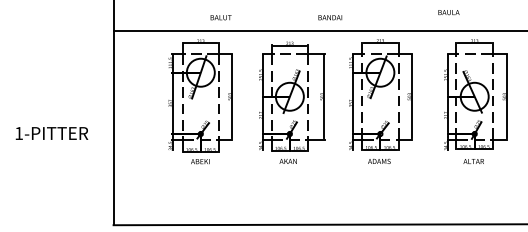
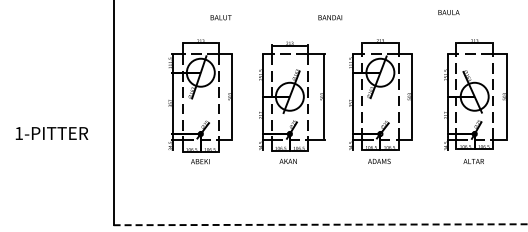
line: present -> none (318, 30)
line: solid -> dashed (320, 224)
